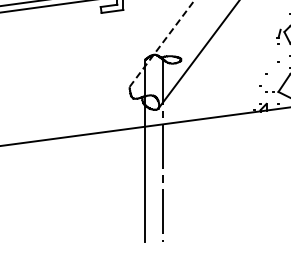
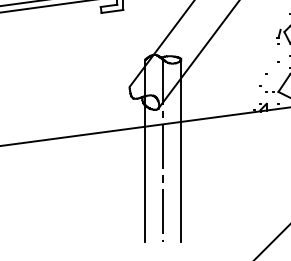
line: dashed -> solid (162, 43)
line: none -> present (181, 150)
line: none -> present (271, 241)
